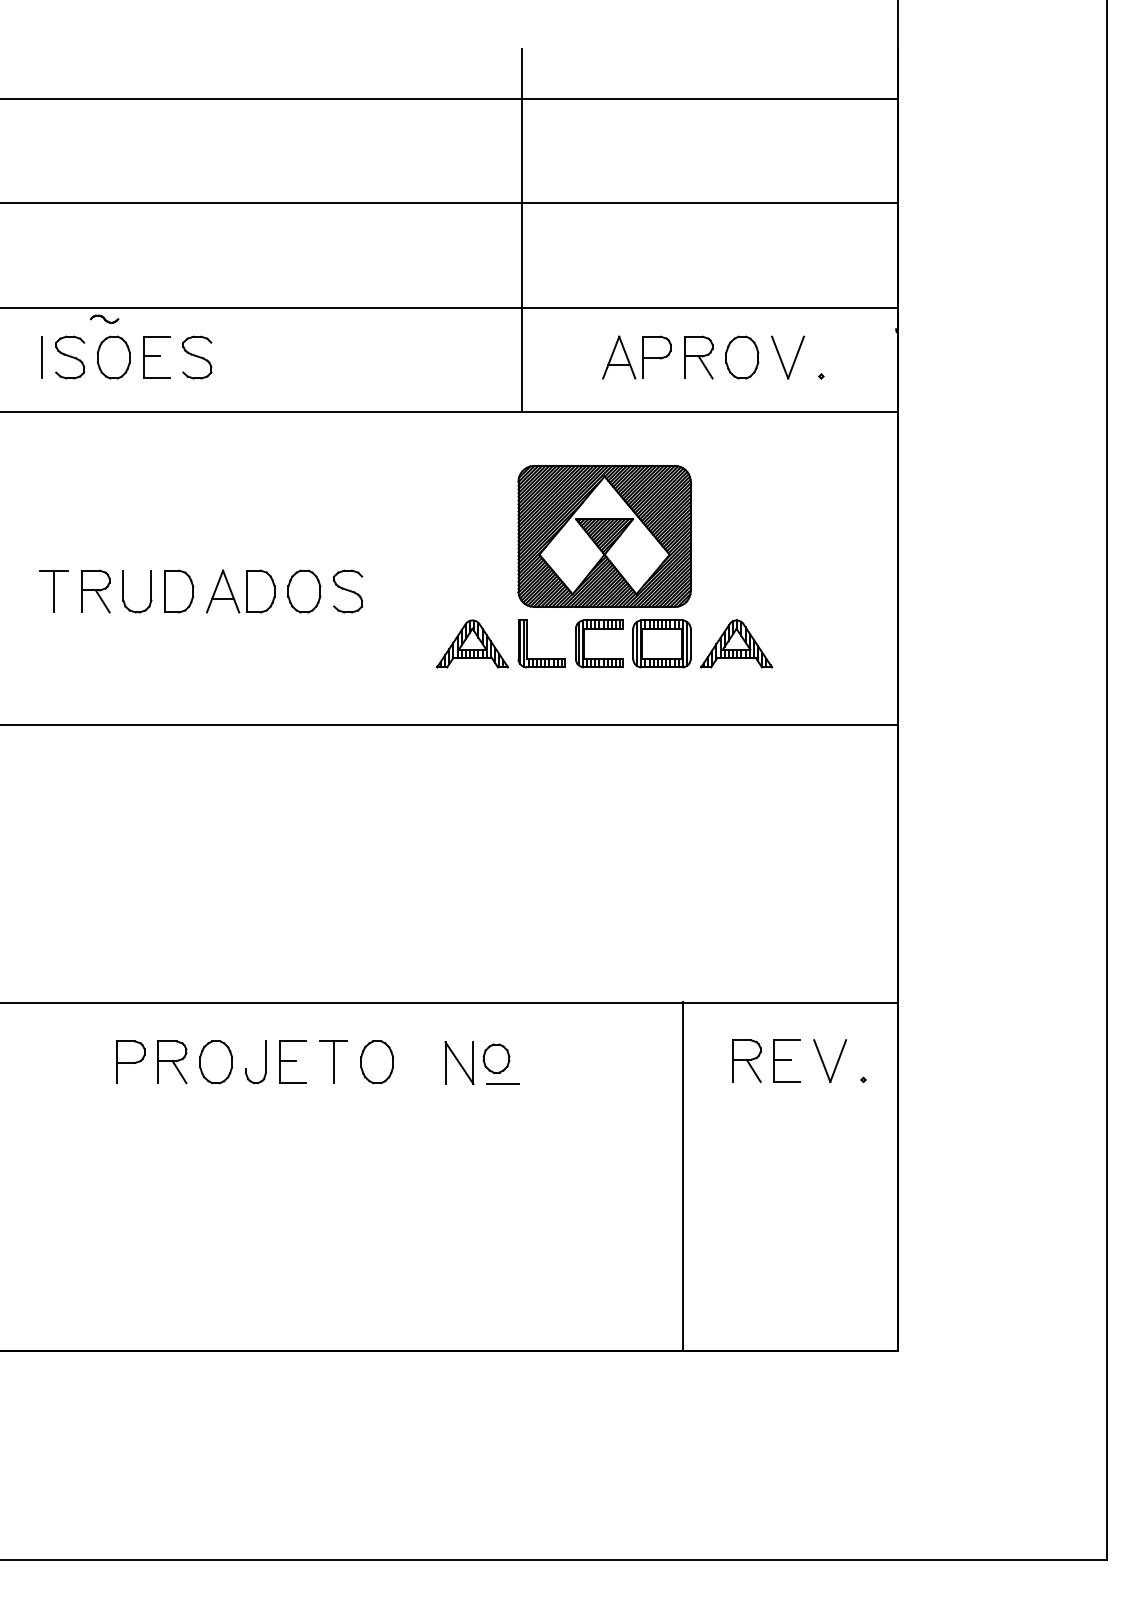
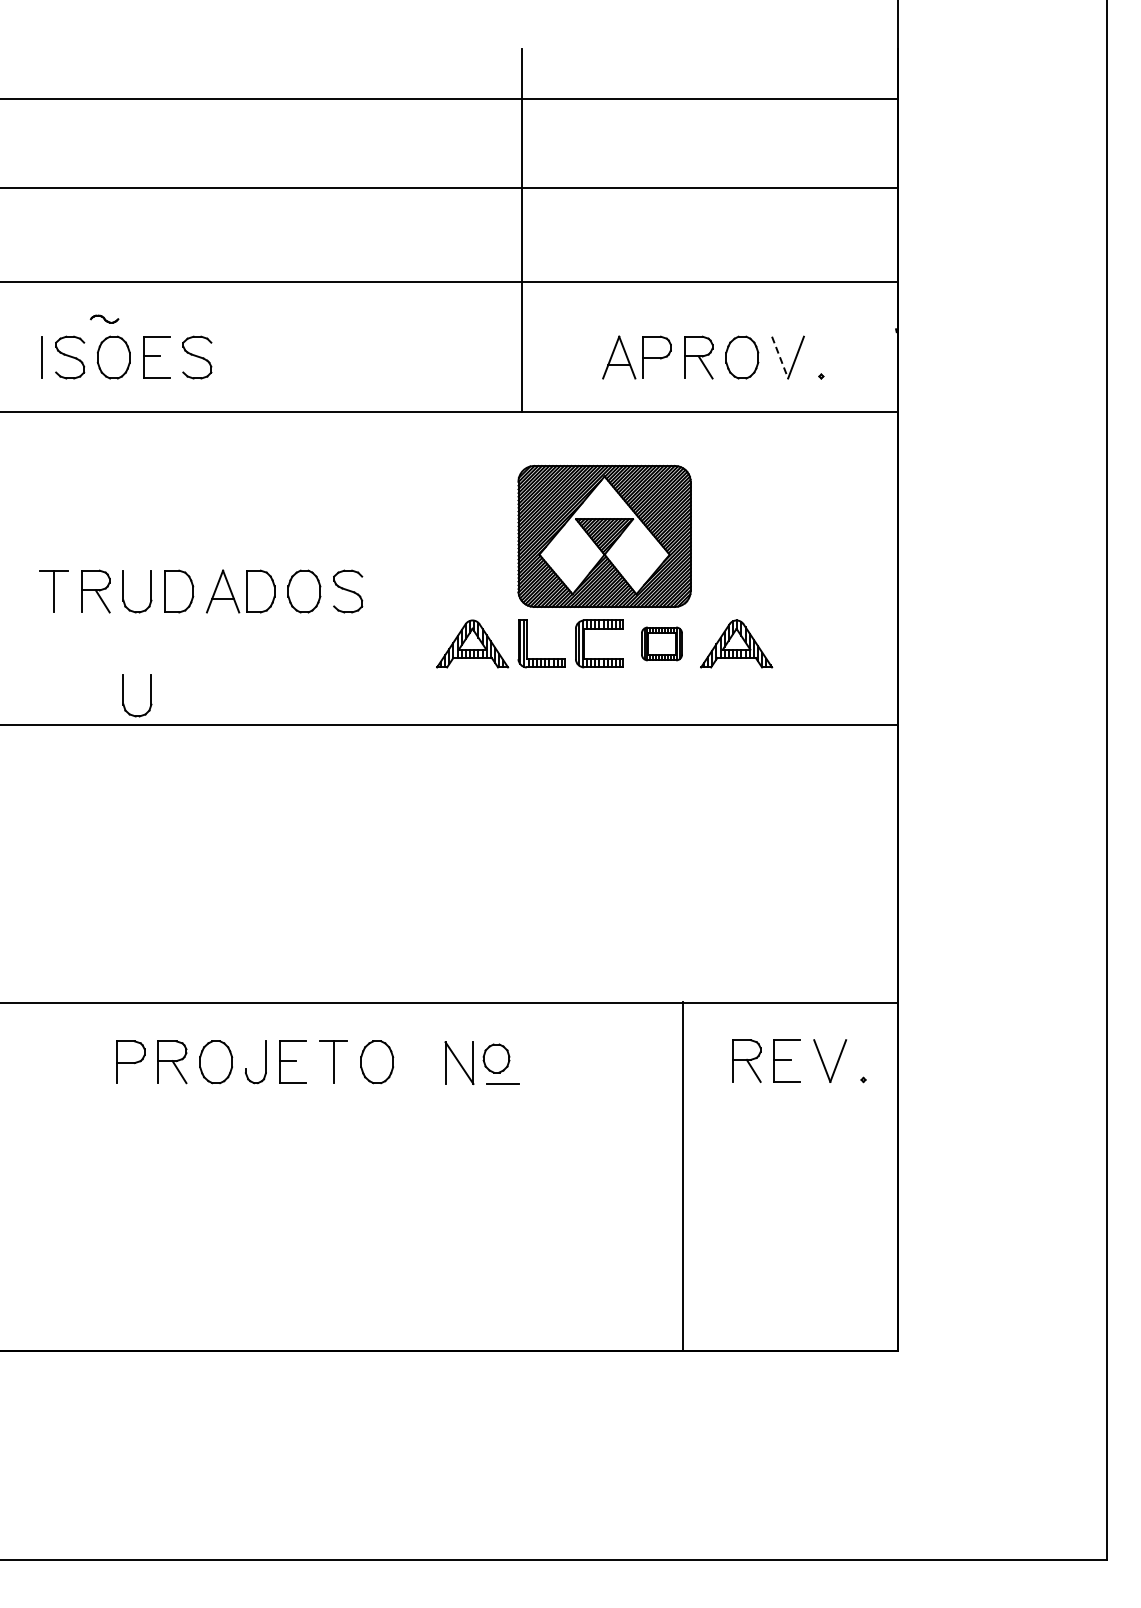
line position: (450, 203) -> (450, 188) (450, 188)
line position: (450, 307) -> (450, 281) (450, 281)
line: solid -> dashed (780, 358)
part size: 60x50 px -> 42x36 px (661, 643)
part: none -> present (150, 695)
